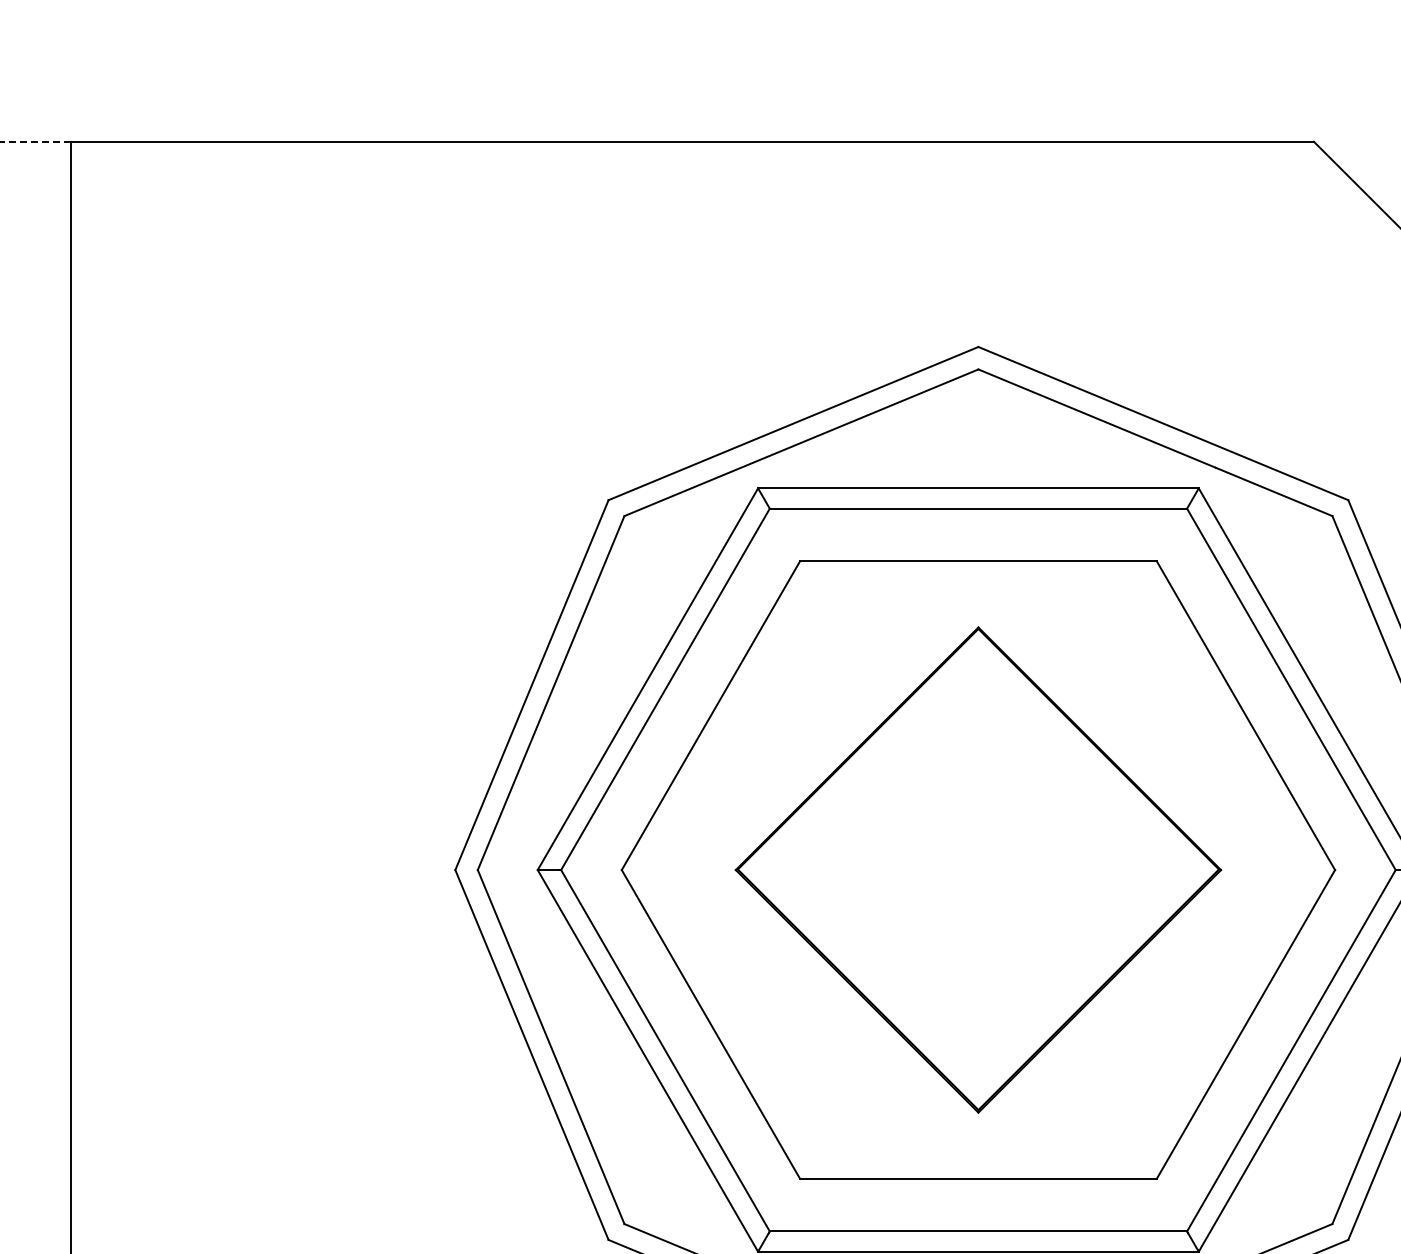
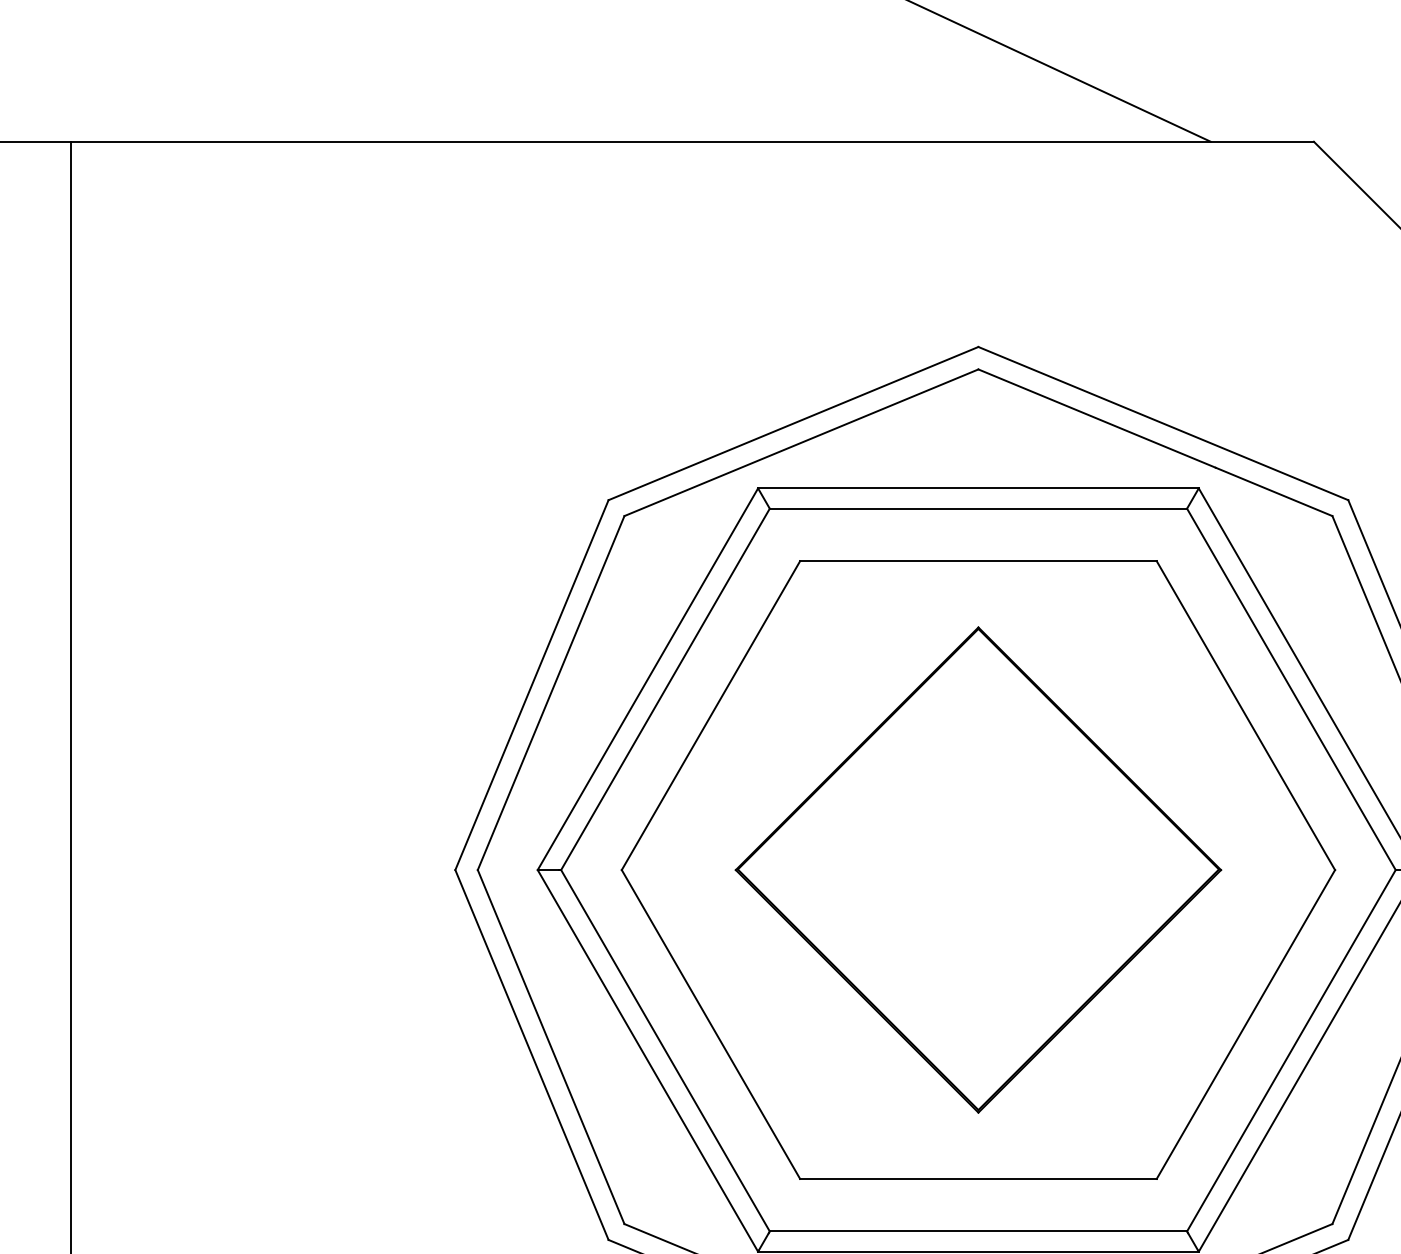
line: none -> present (1060, 71)
line: dashed -> solid (35, 141)
